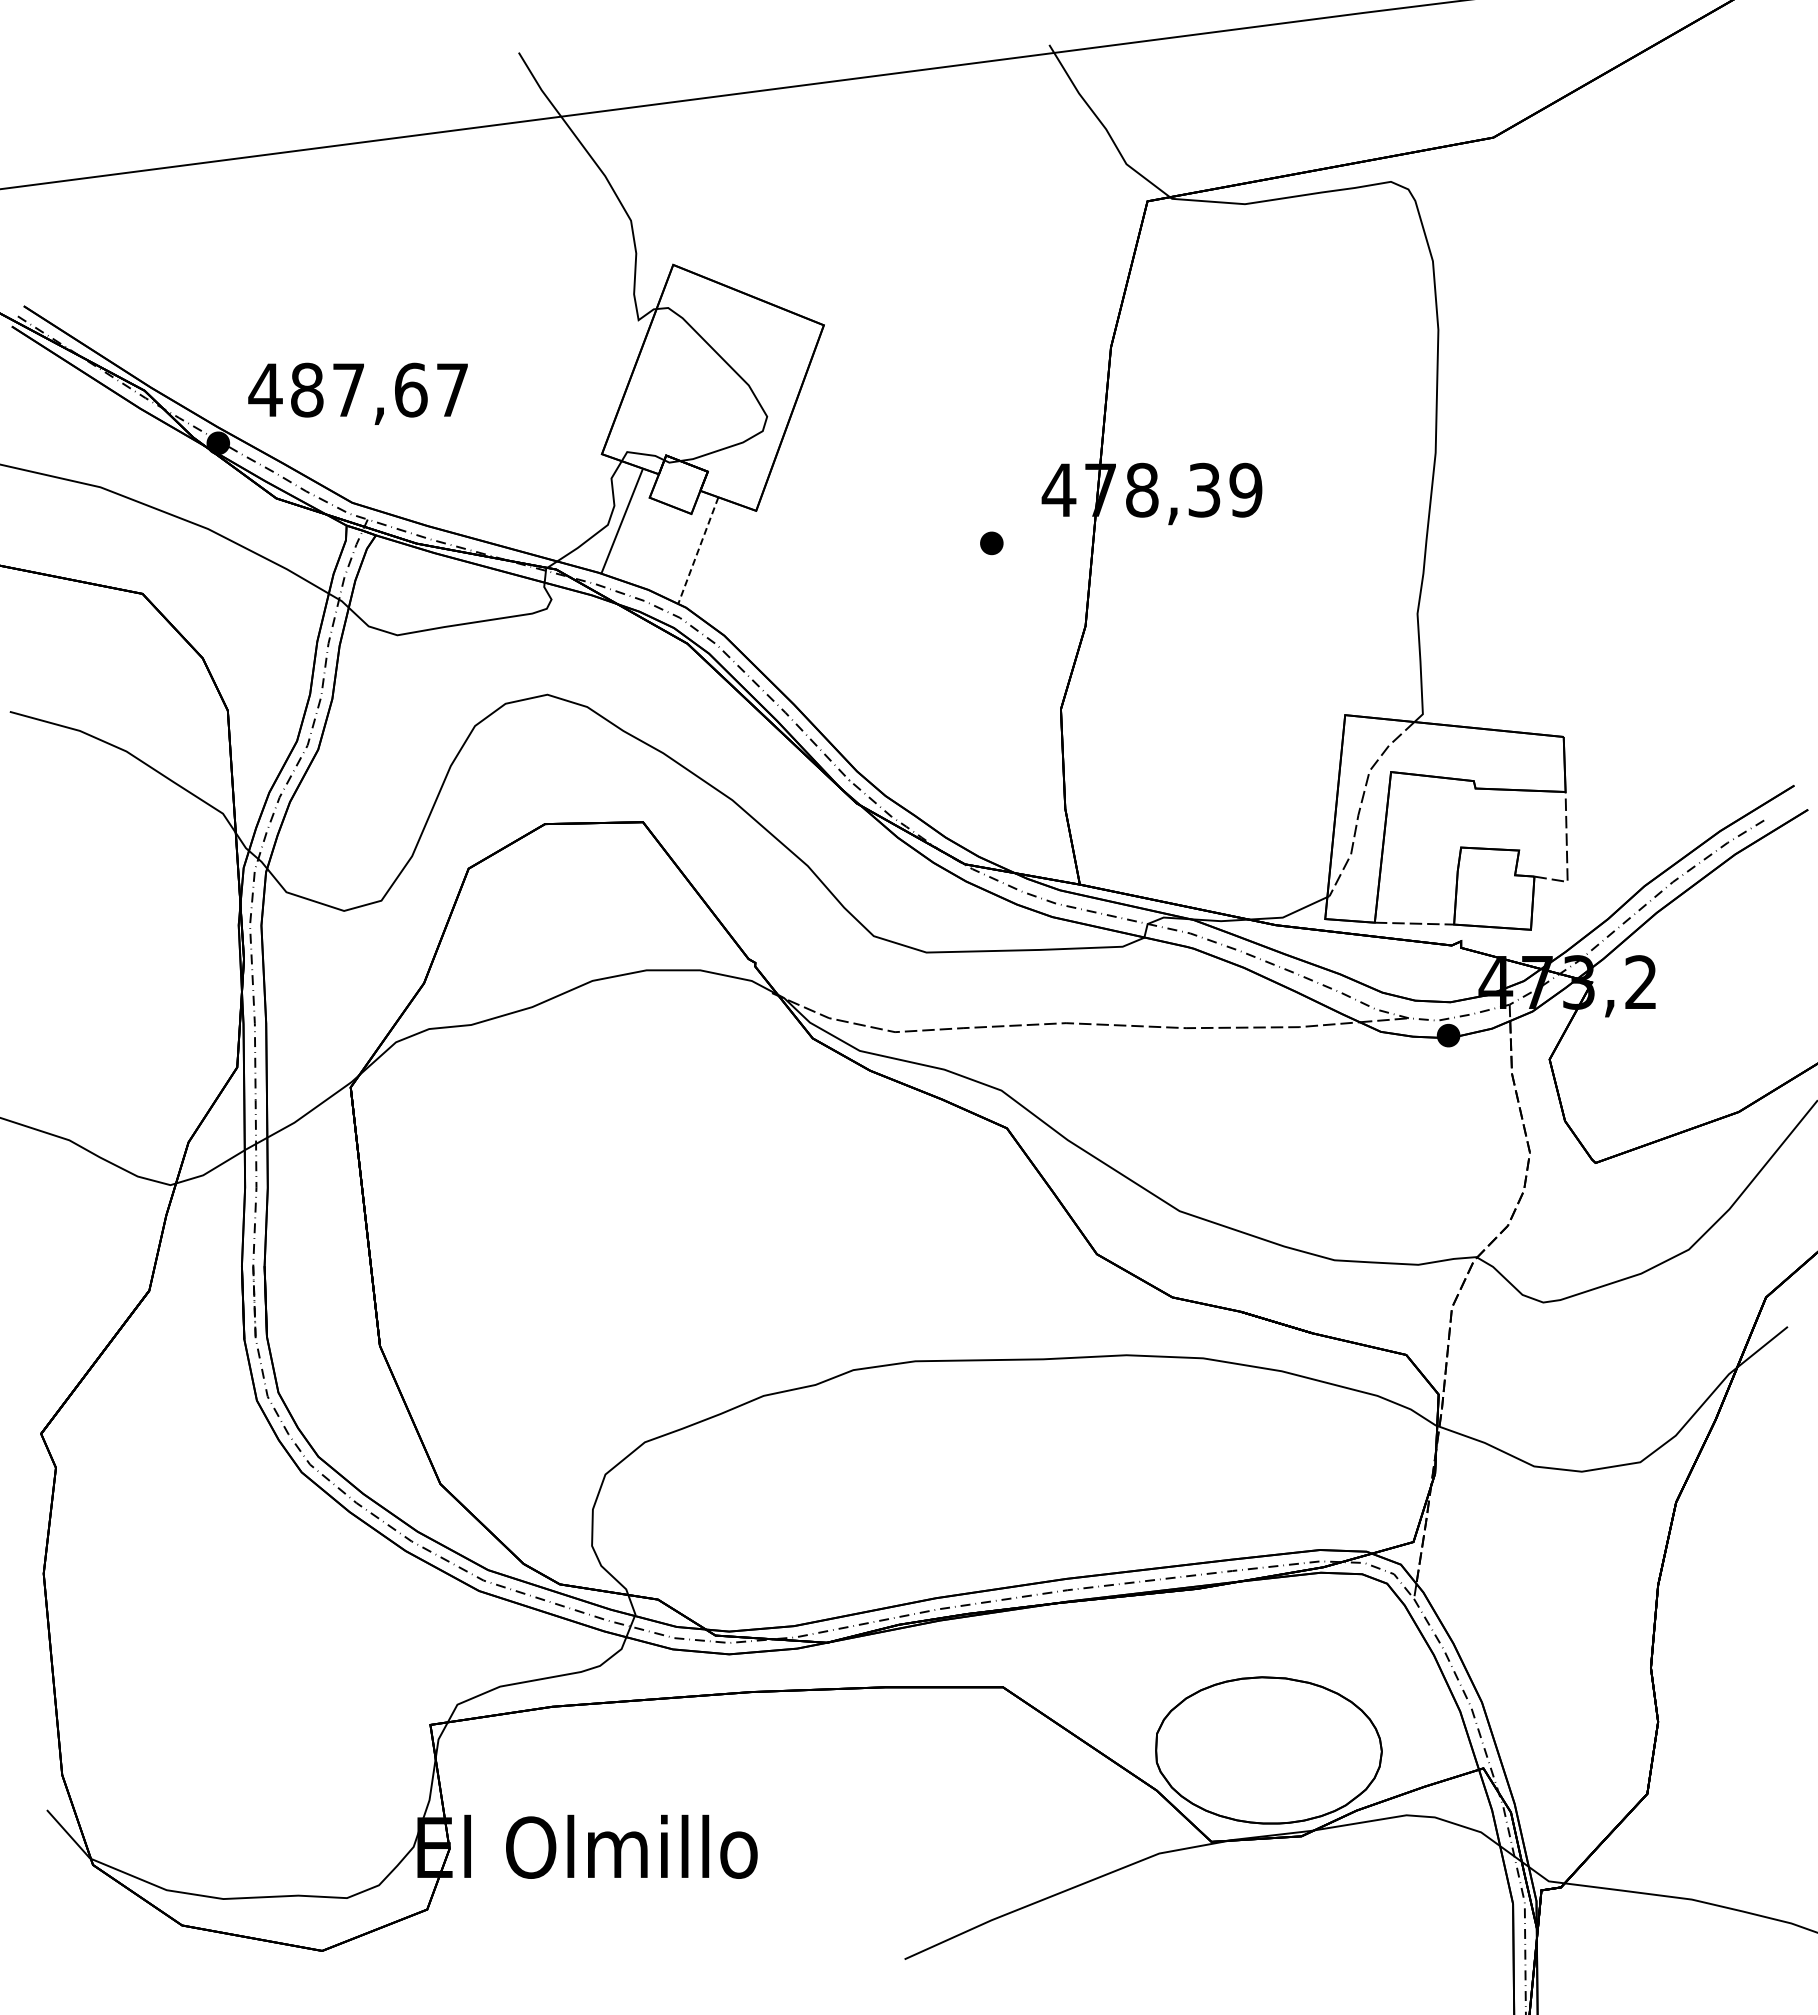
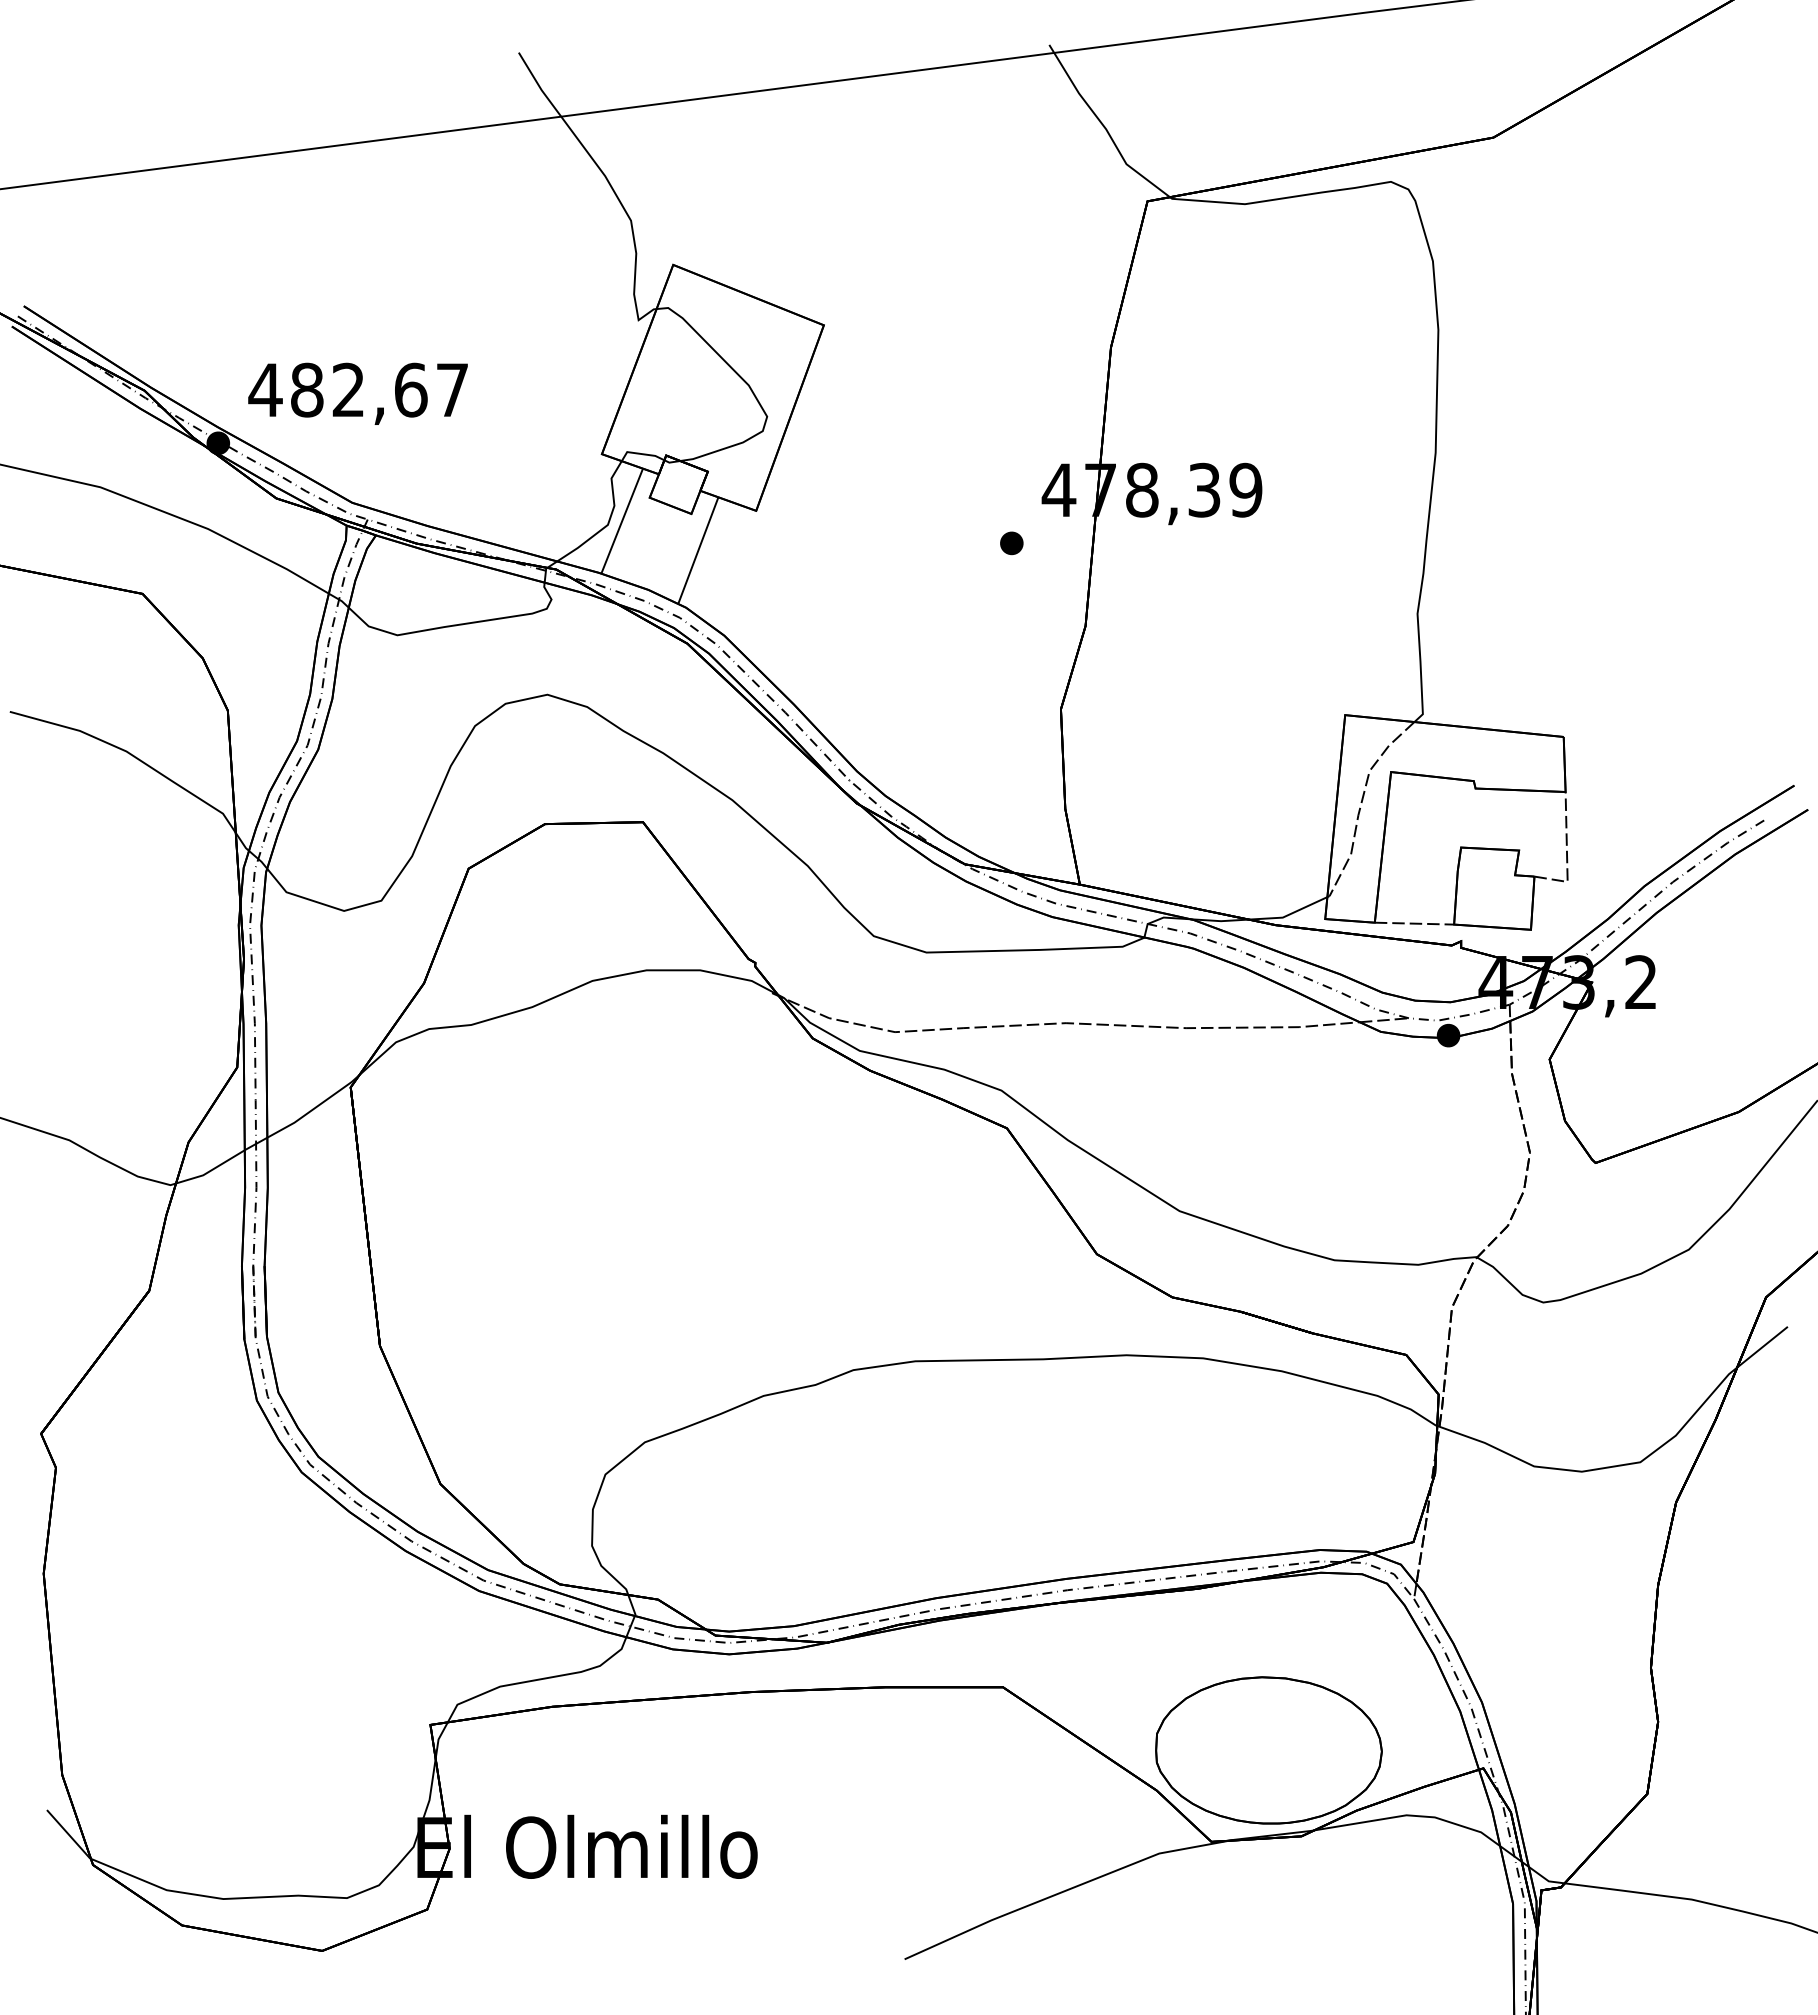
text: 487,67 -> 482,67 (347, 389)
part position: (991, 543) -> (1011, 543) (1011, 543)
line: dashed -> solid (698, 551)
